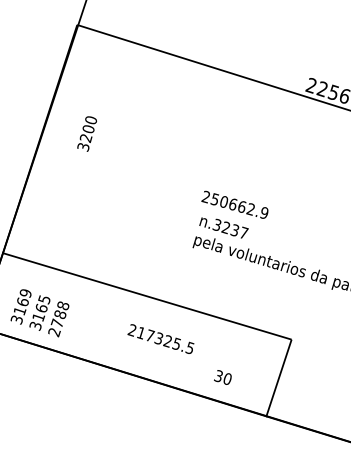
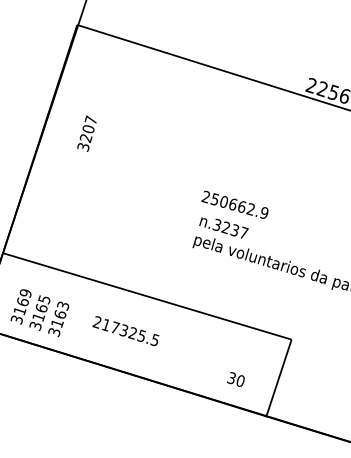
text: 3200 -> 3207 (90, 119)
text: 2788 -> 3163 (58, 319)
text position: (160, 338) -> (125, 330) (125, 330)
text position: (222, 377) -> (235, 379) (235, 379)
